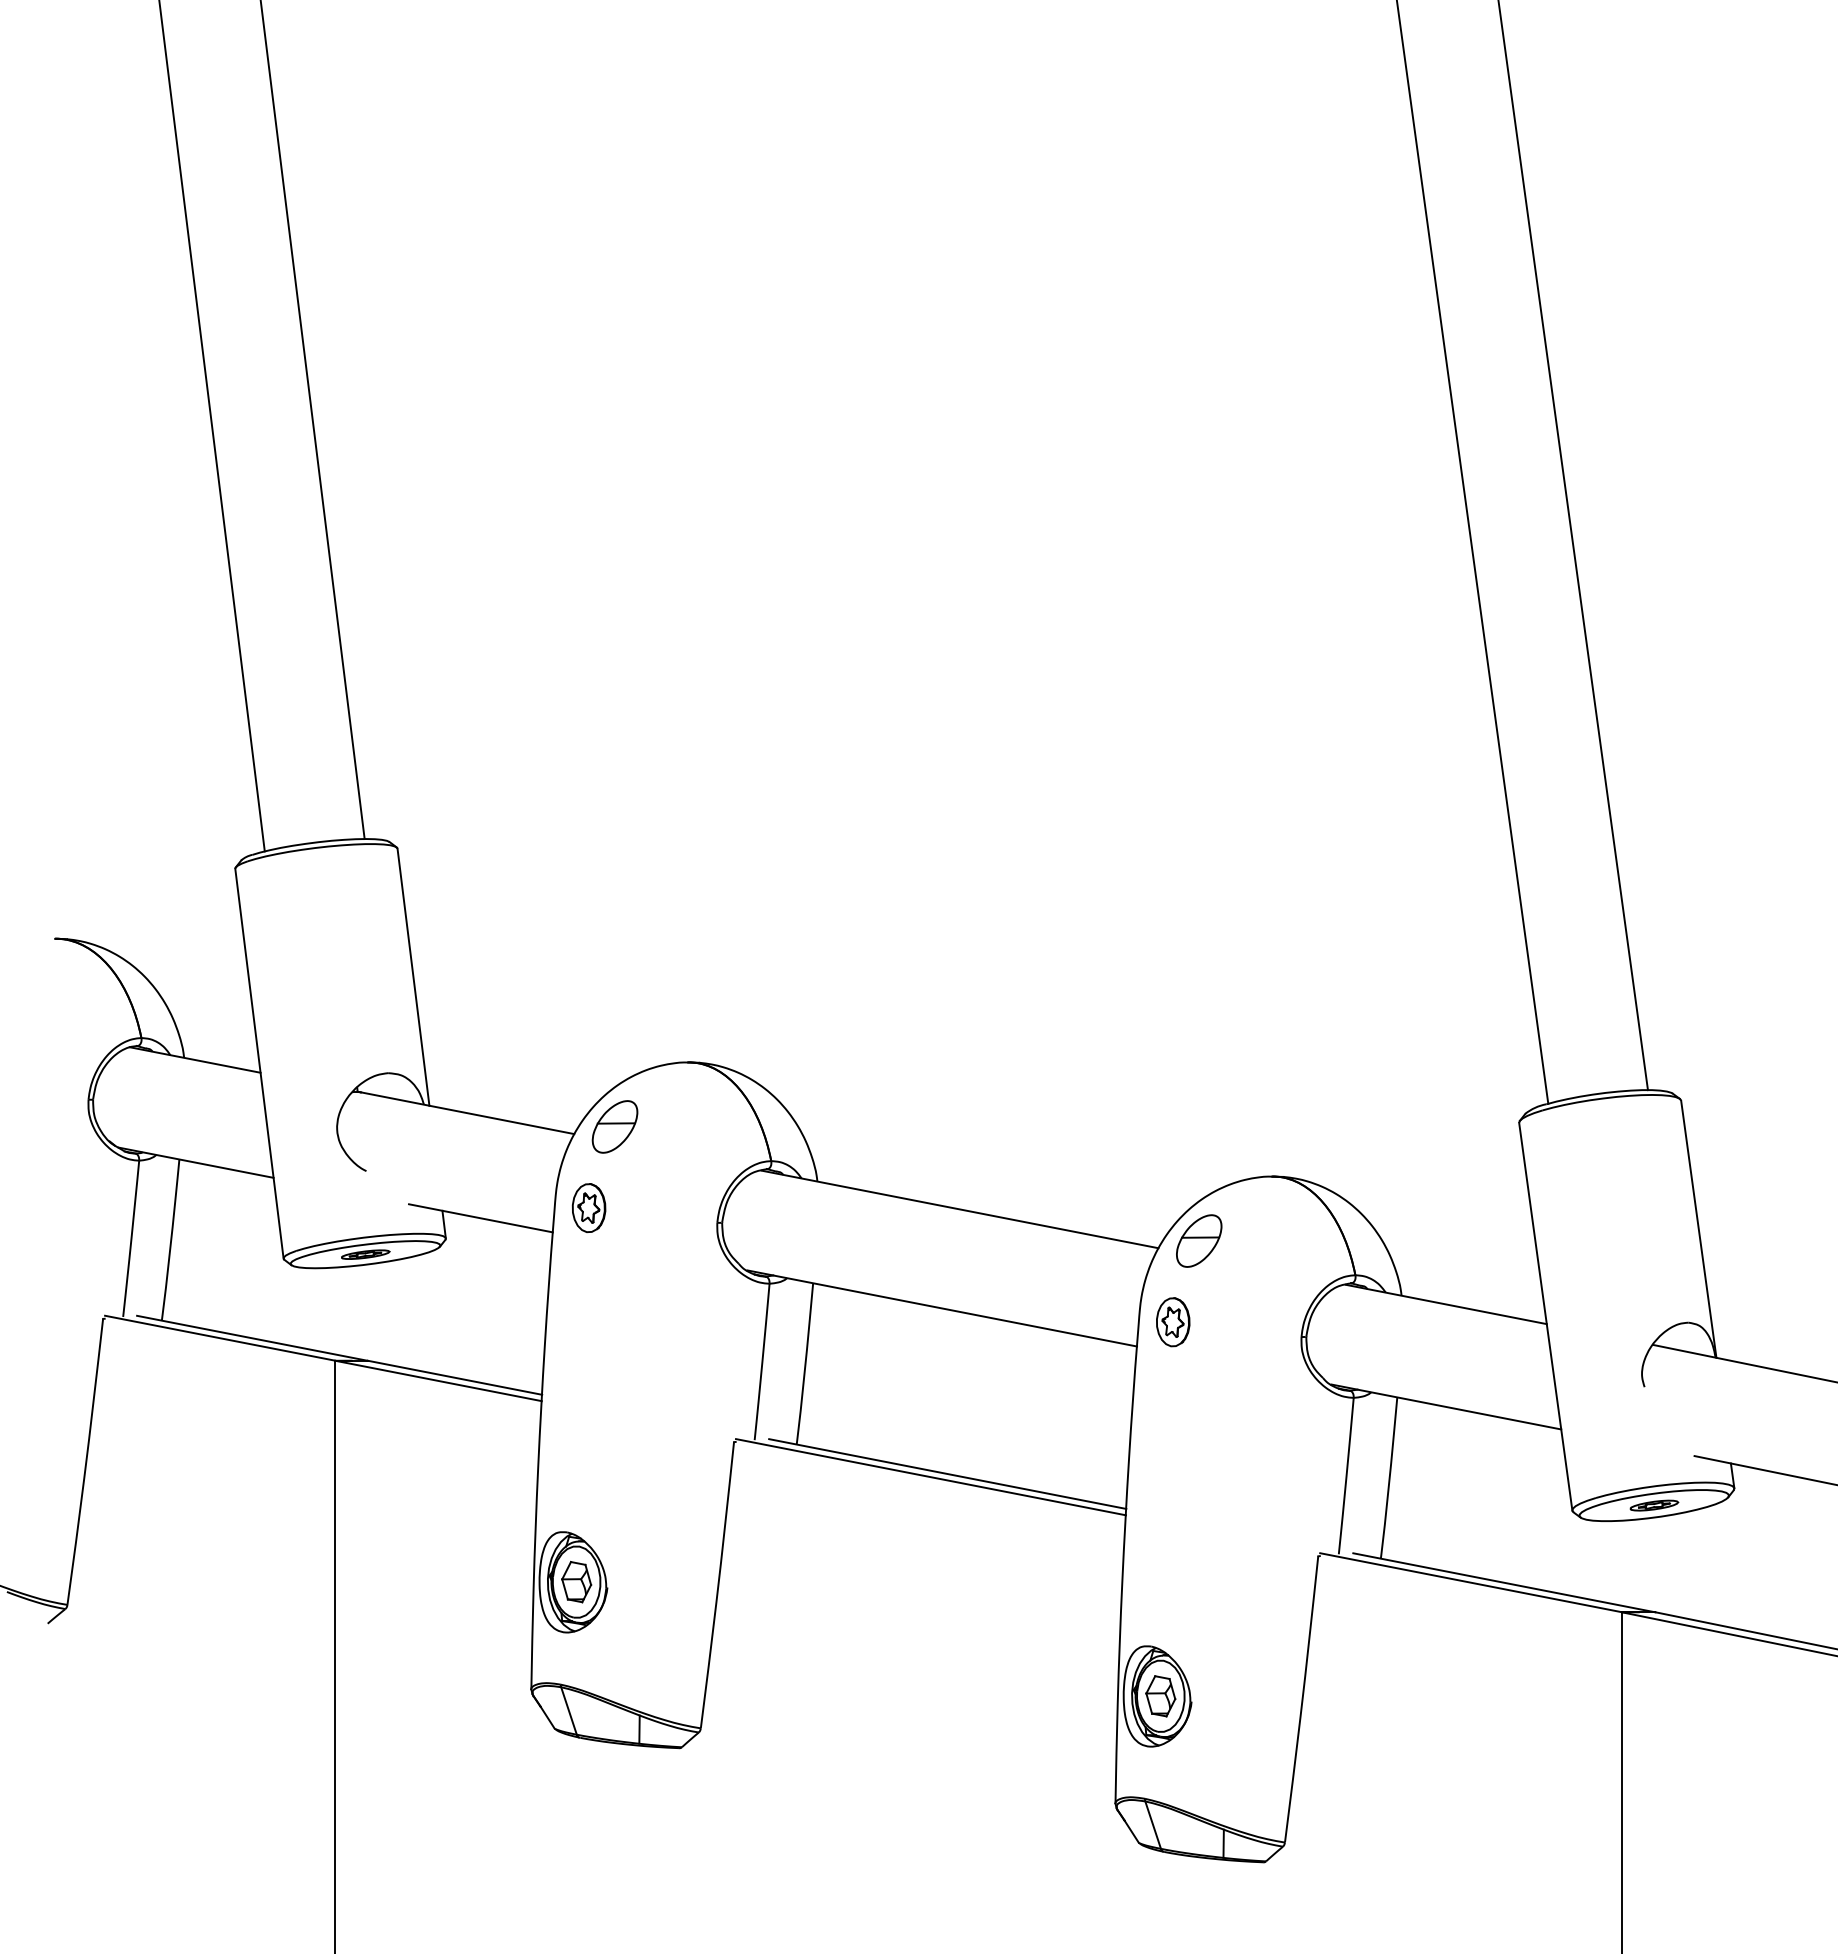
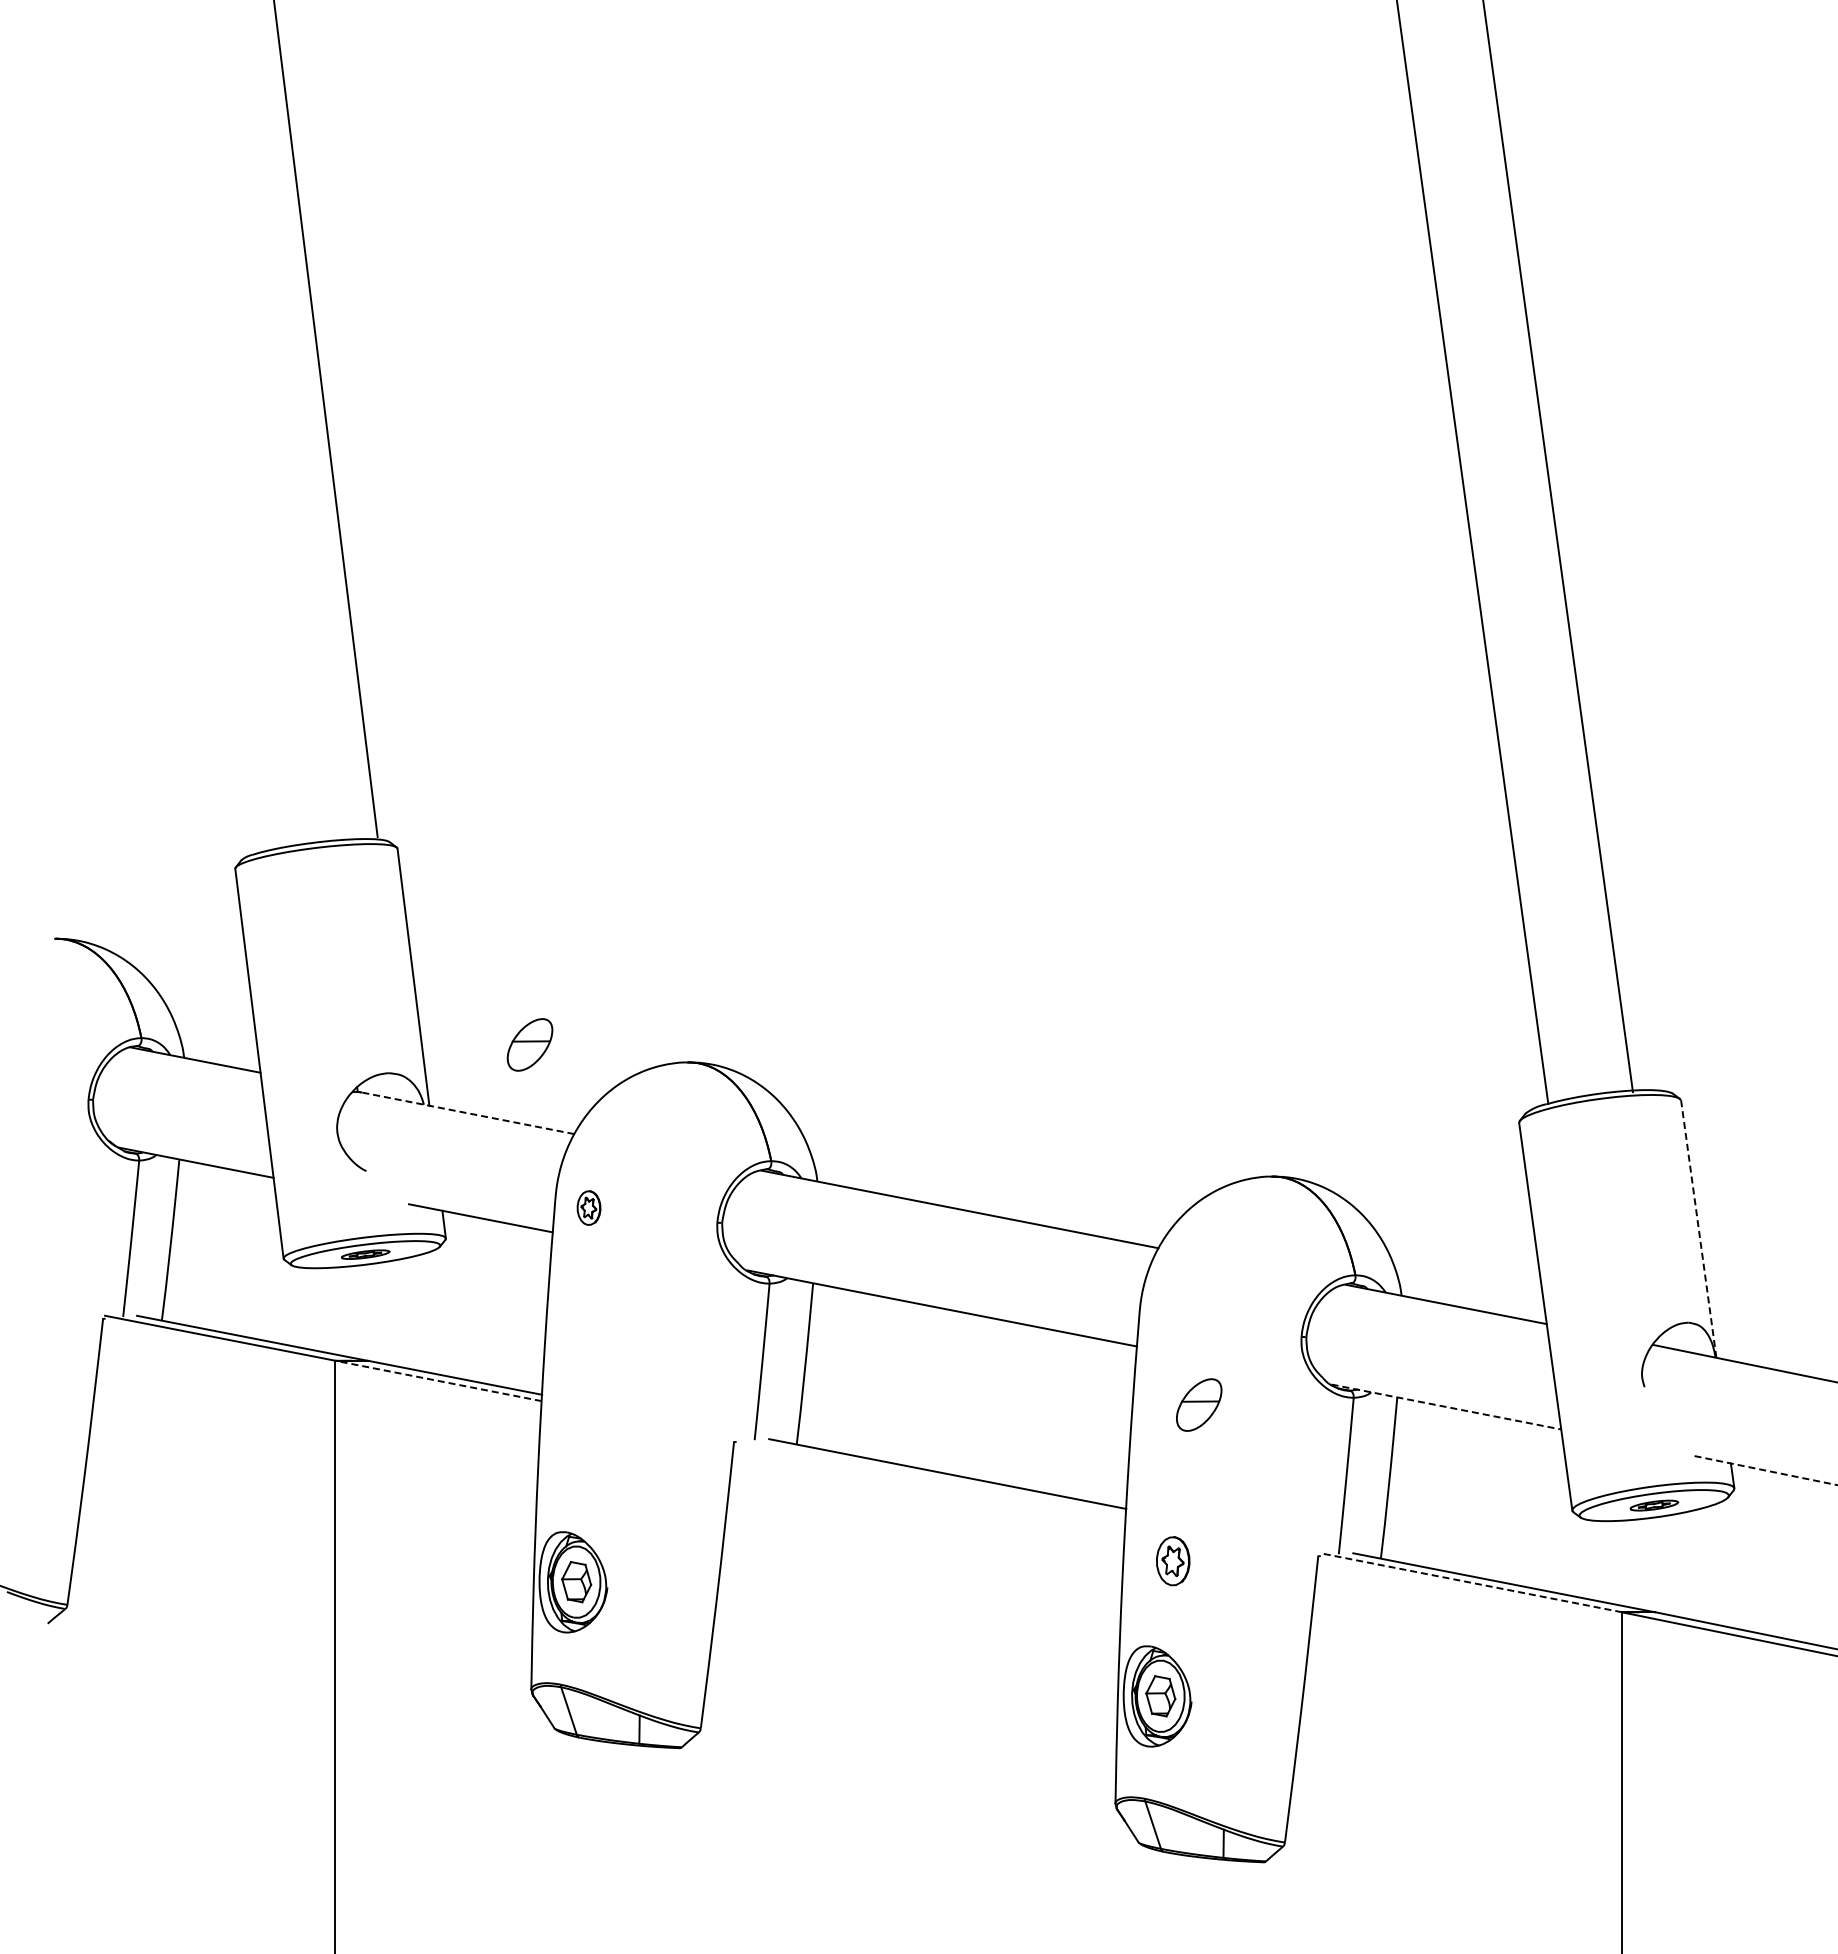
line position: (312, 420) -> (325, 419) (325, 419)
line: present -> none (211, 426)
line position: (1572, 546) -> (1557, 547) (1557, 547)
line: solid -> dashed (467, 1113)
part position: (614, 1126) -> (529, 1044) (529, 1044)
part size: 36x50 px -> 26x36 px (588, 1207)
line: solid -> dashed (1698, 1229)
part position: (1199, 1240) -> (1199, 1404) (1199, 1404)
part position: (1173, 1322) -> (1173, 1561) (1173, 1561)
line: solid -> dashed (438, 1380)
line: solid -> dashed (1446, 1407)
line: solid -> dashed (1765, 1470)
line: present -> none (930, 1477)
line: solid -> dashed (1471, 1582)
